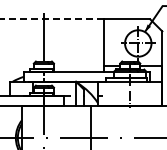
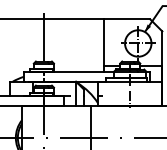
line: dashed -> solid (52, 19)
